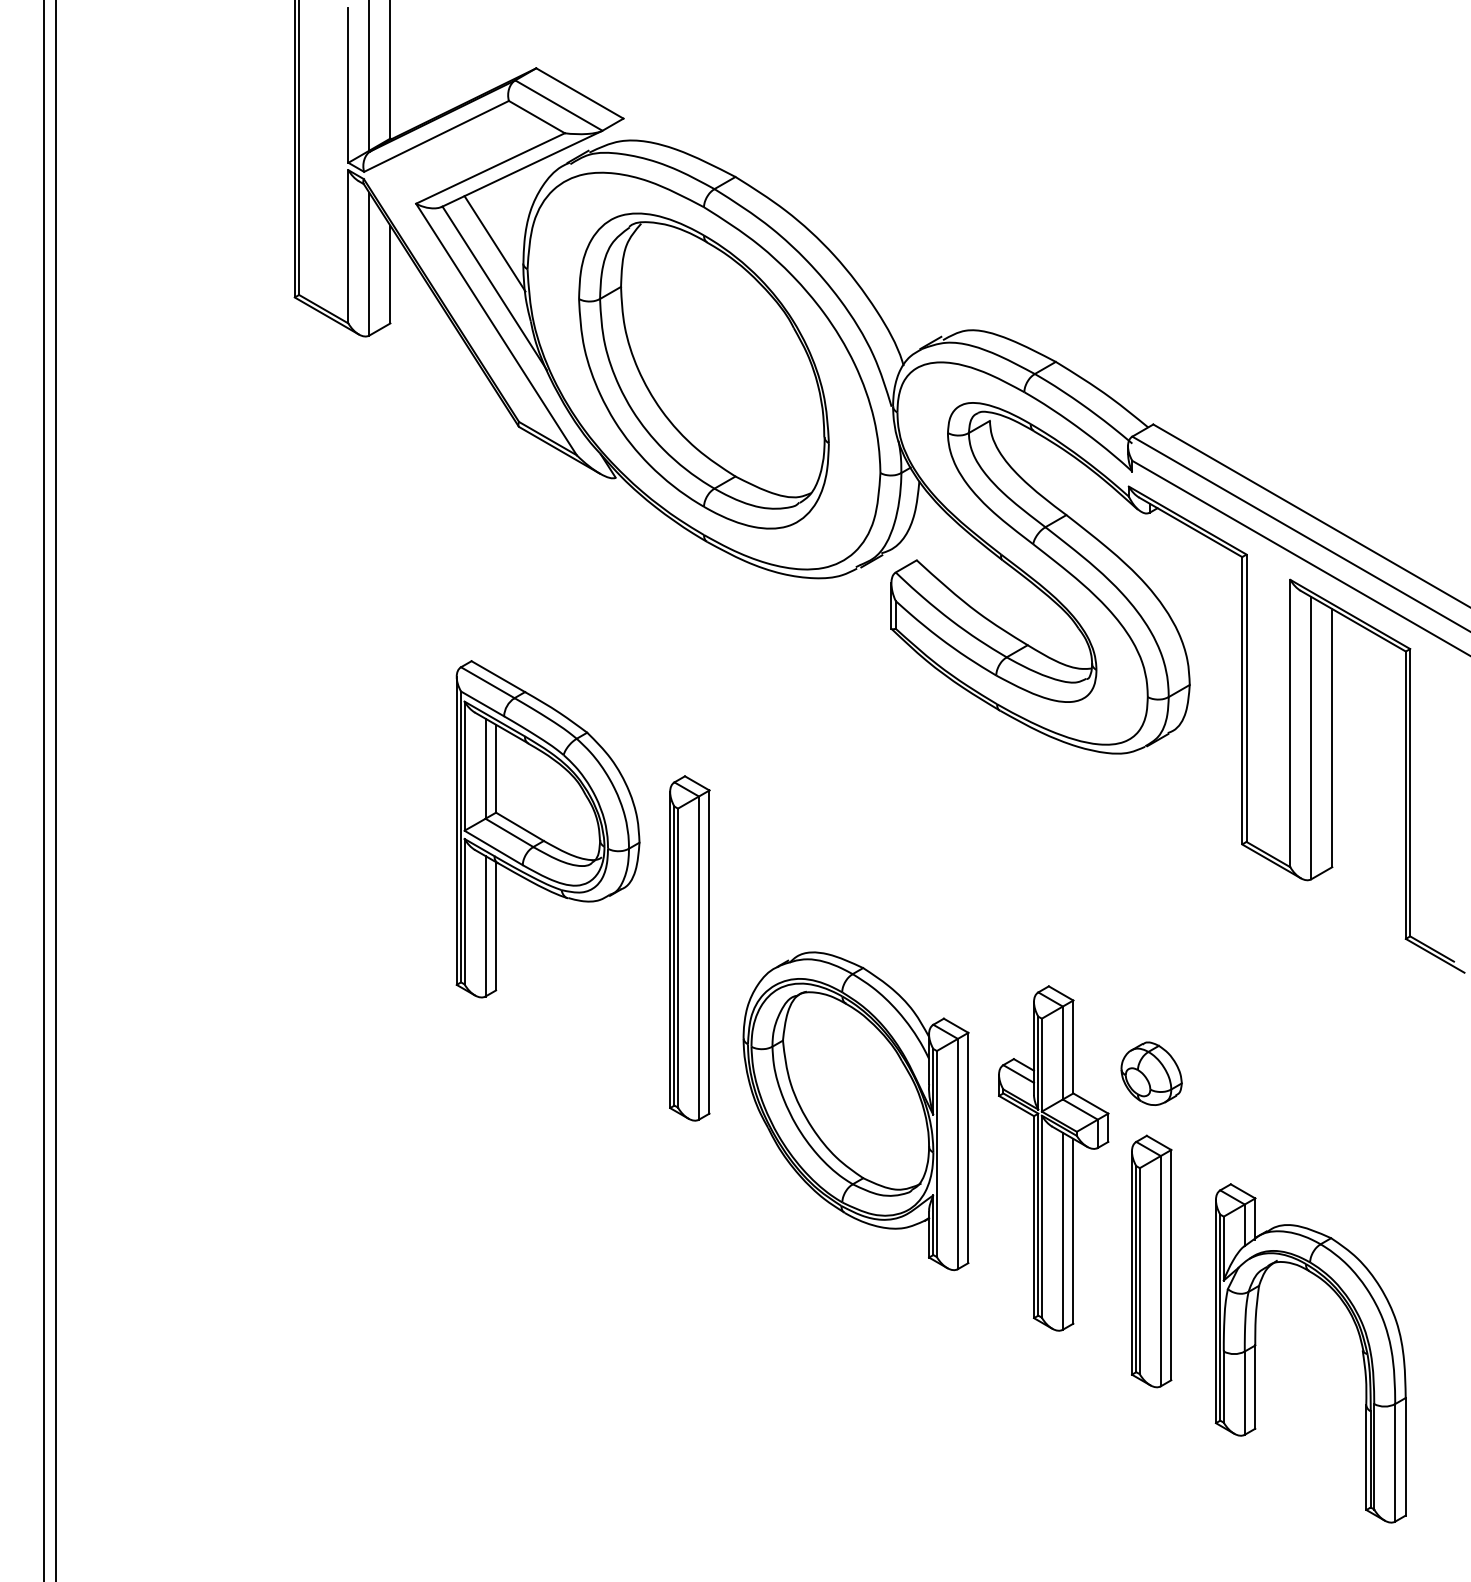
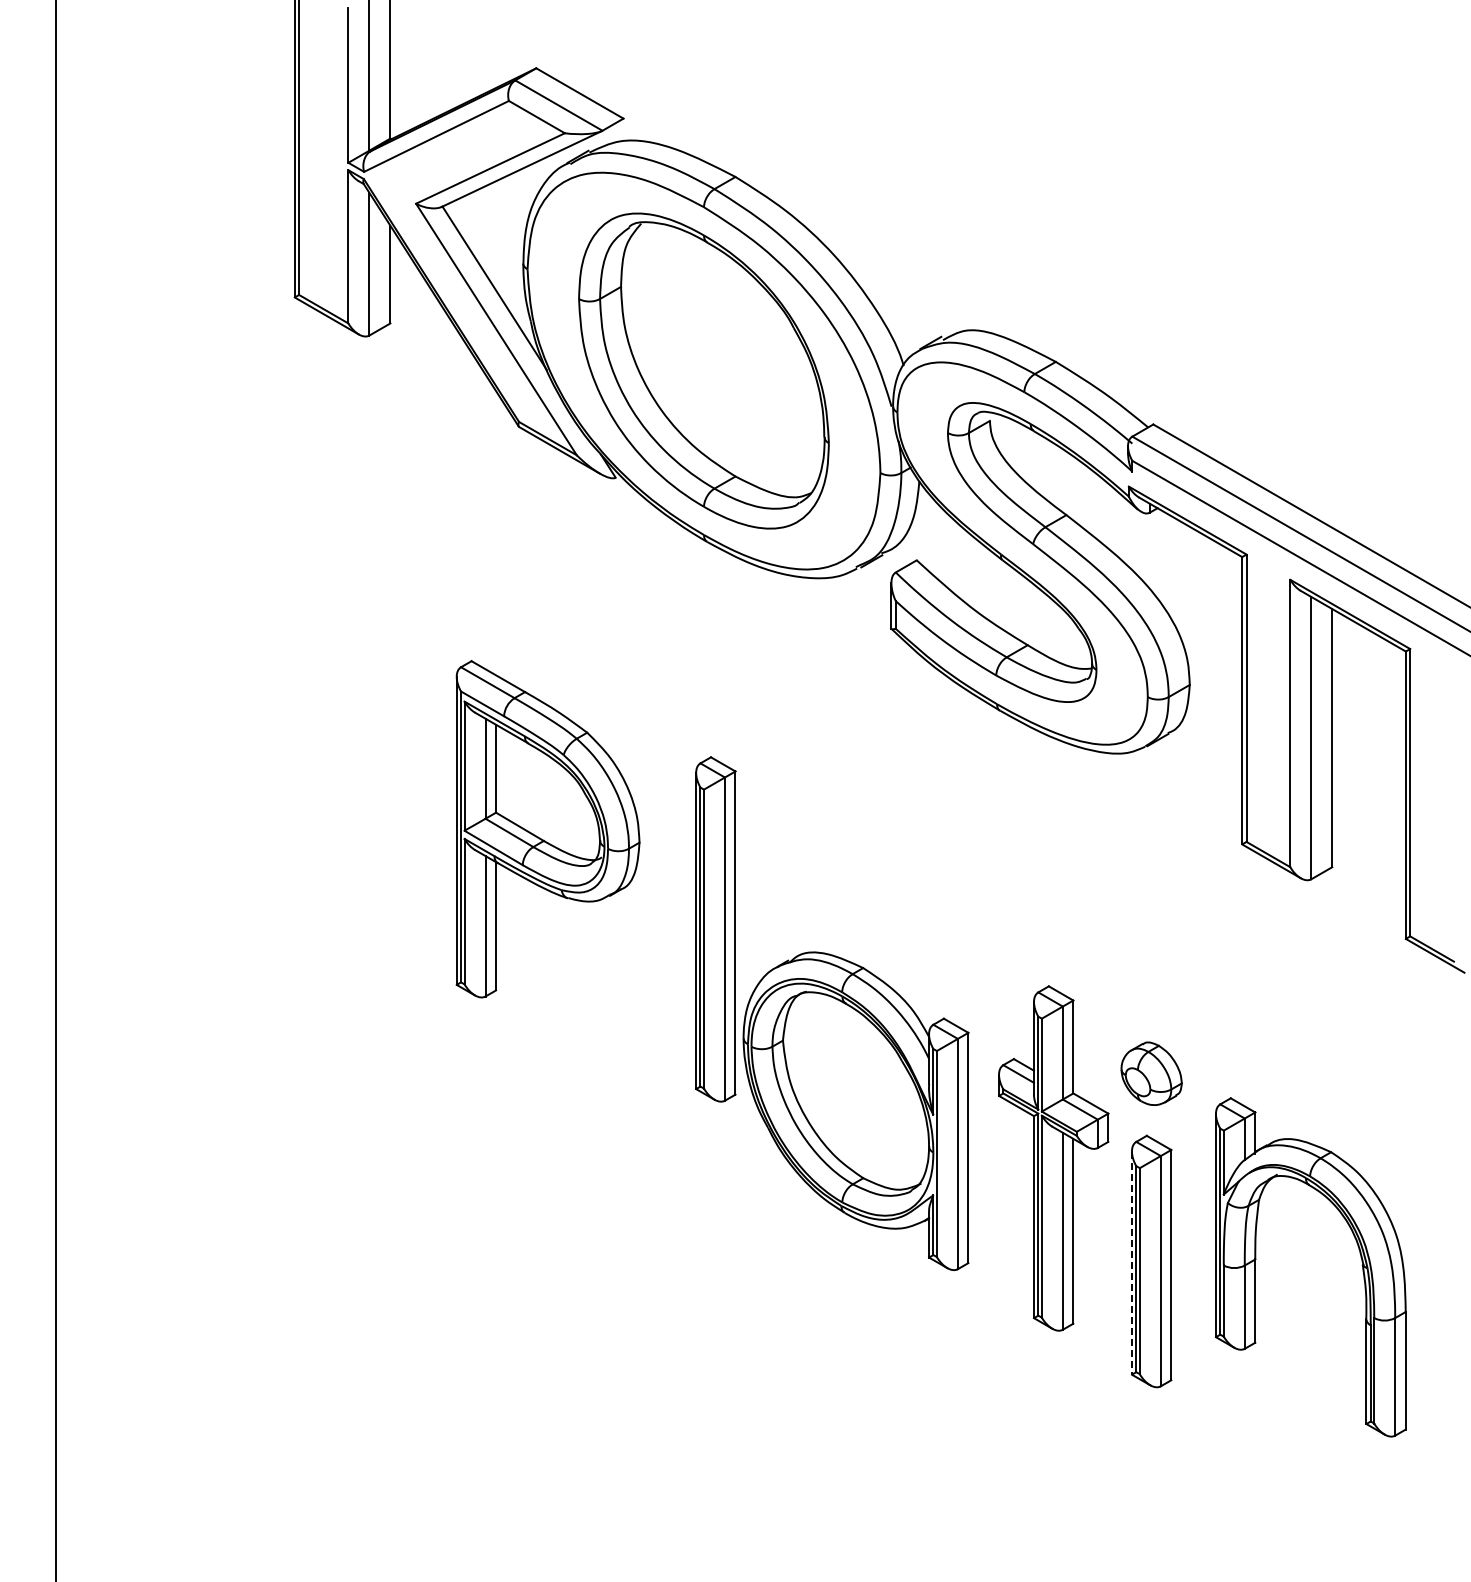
line: present -> none (494, 243)
line: present -> none (44, 790)
part position: (689, 948) -> (715, 929) (715, 929)
line: solid -> dashed (1131, 1263)
part position: (1359, 1339) -> (1359, 1253) (1359, 1253)
